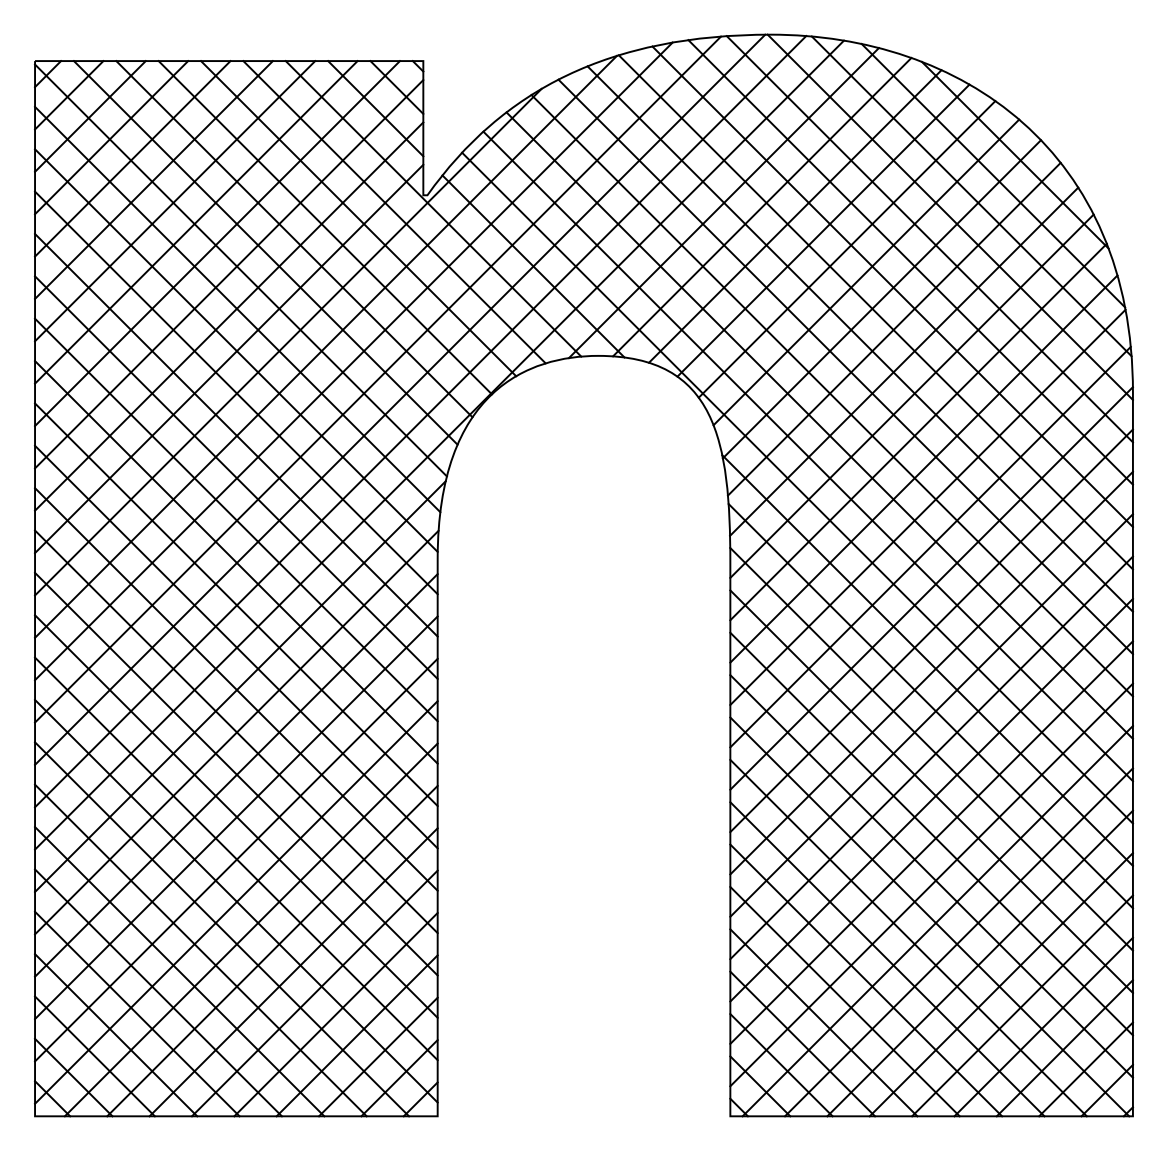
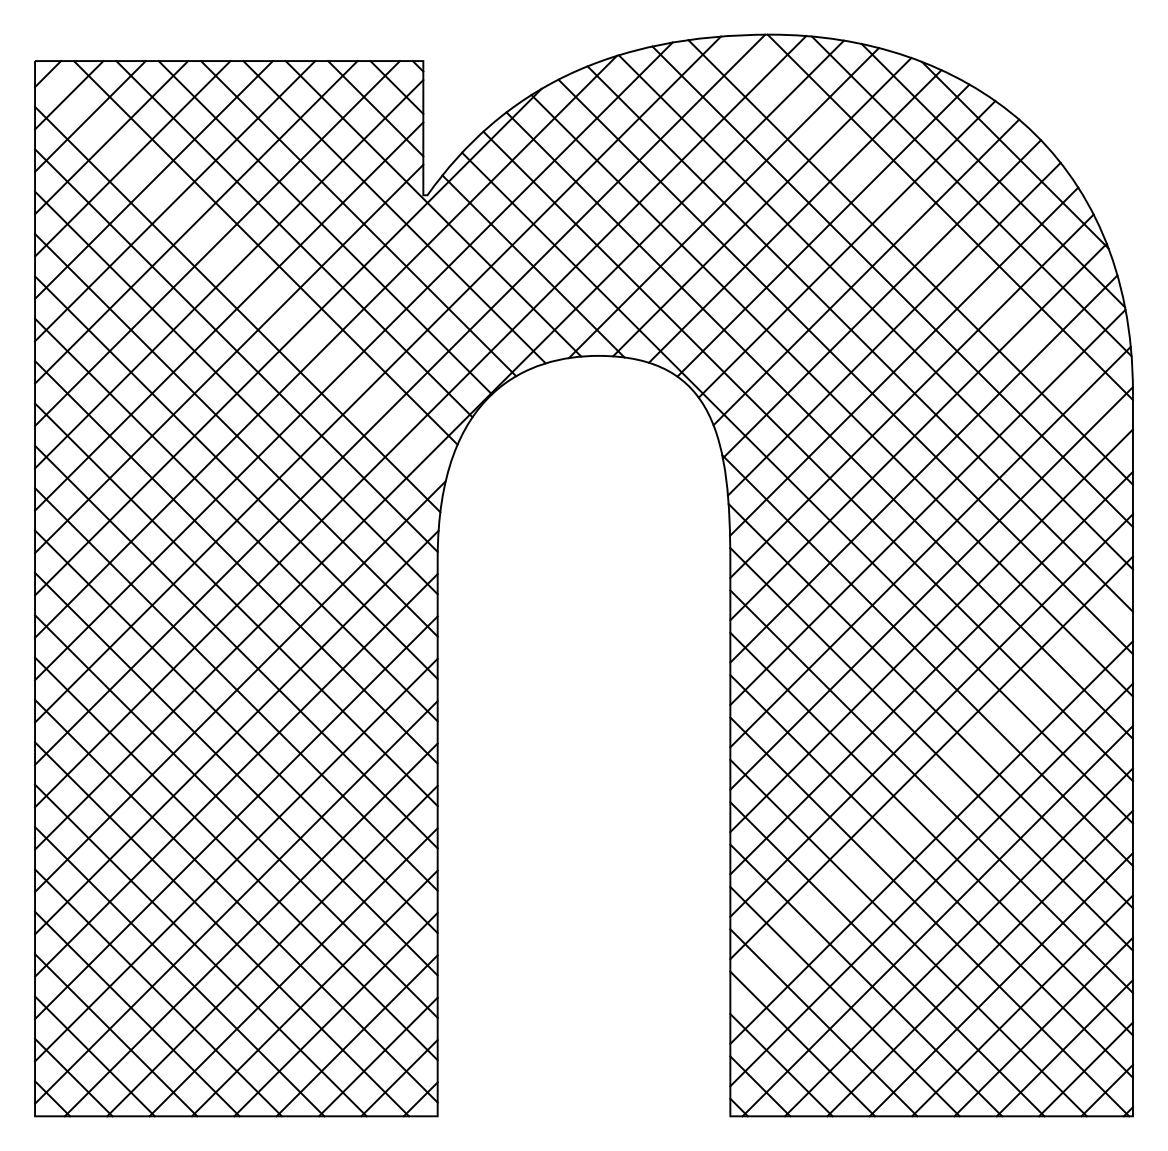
line: present -> none (929, 239)
line: present -> none (240, 270)
line: present -> none (931, 799)
